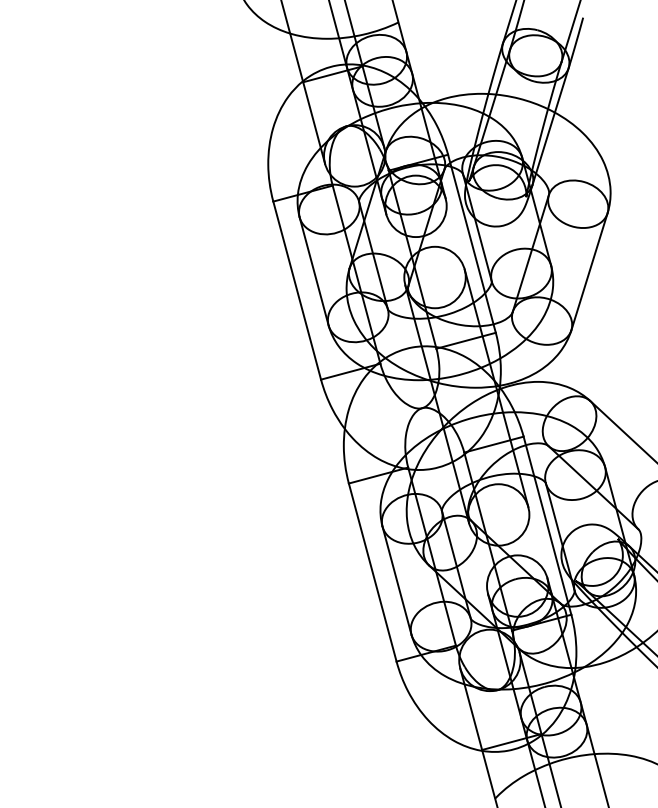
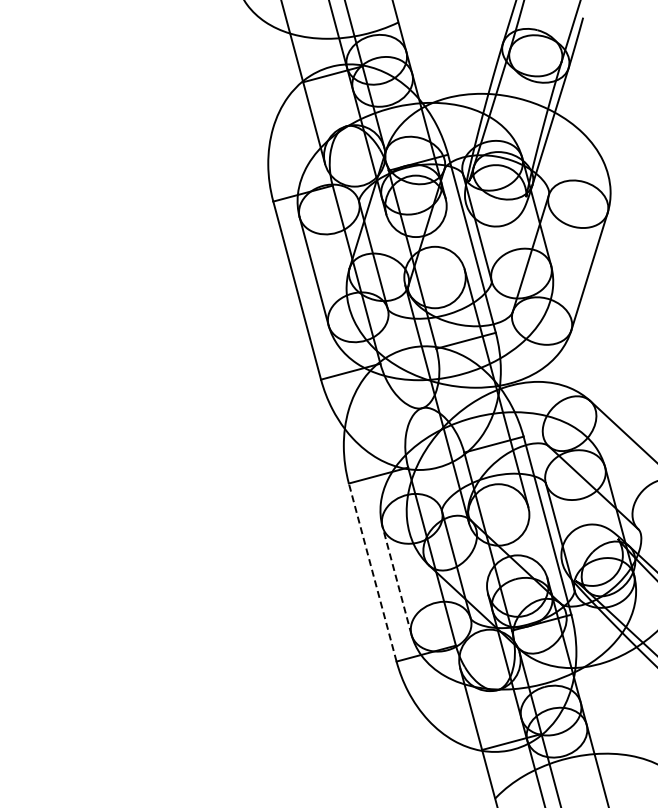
line: solid -> dashed (372, 572)
line: solid -> dashed (397, 580)
